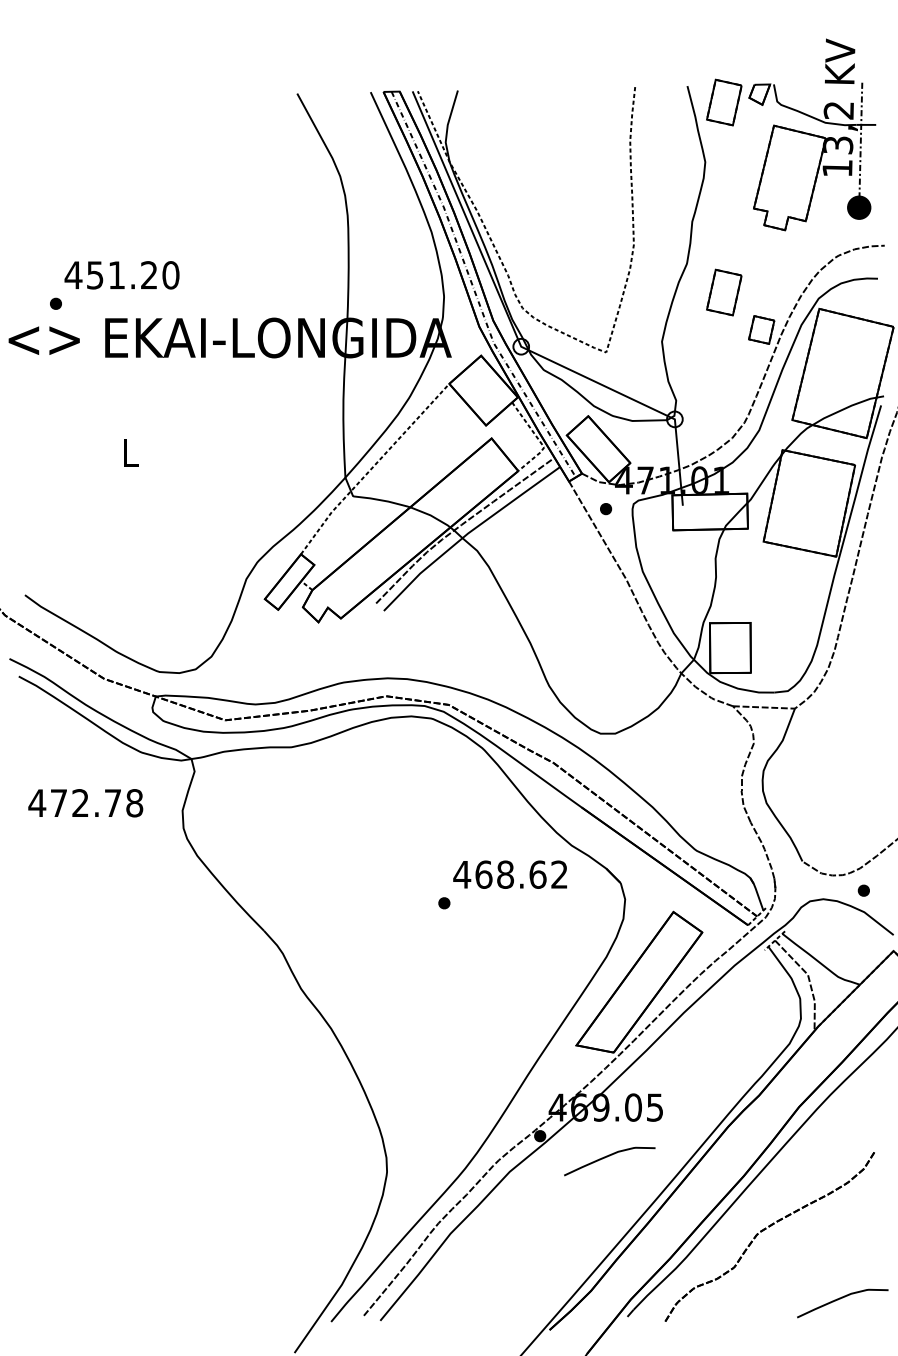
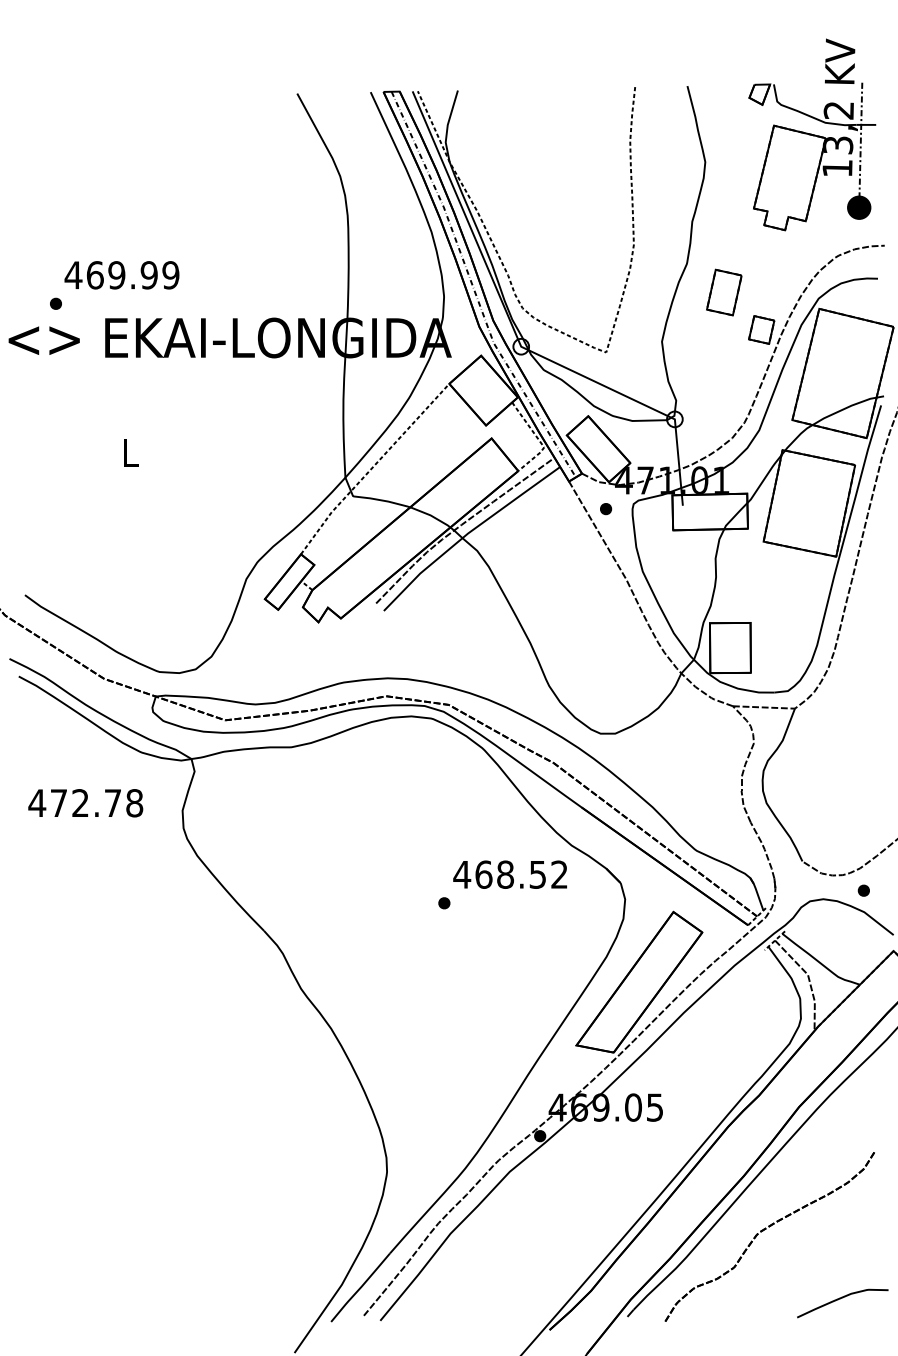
part: present -> none (724, 102)
text: 451.20 -> 469.99 (132, 275)
text: 468.62 -> 468.52 (537, 874)
curve: present -> none (607, 1157)
